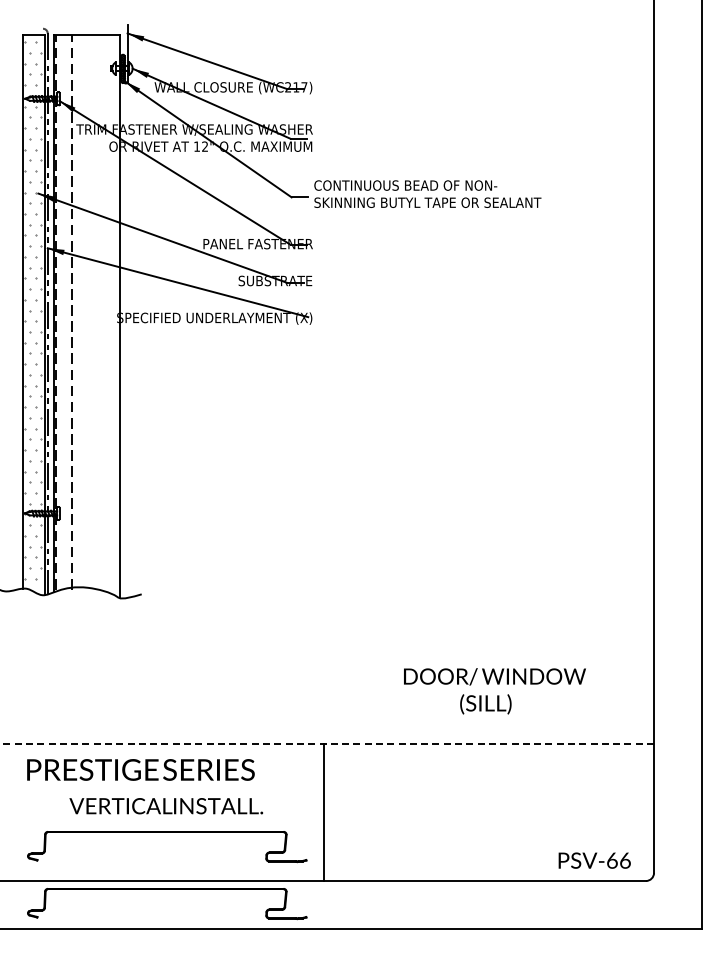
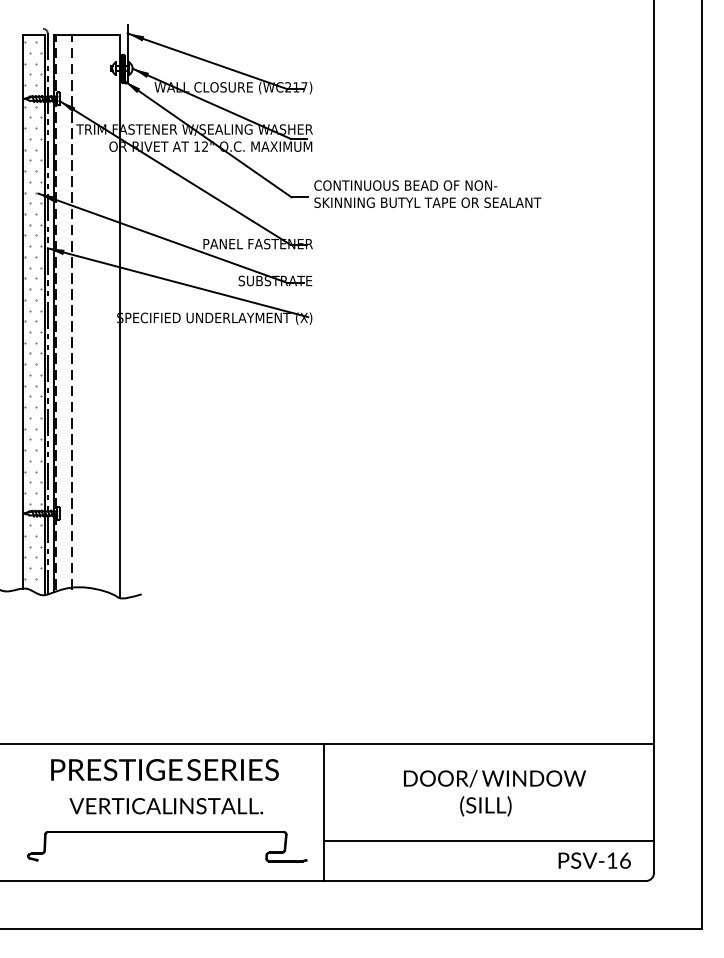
text position: (494, 691) -> (494, 793) (494, 793)
line: dashed -> solid (327, 744)
text position: (140, 769) -> (164, 769) (164, 769)
line: none -> present (489, 840)
text: PSV-66 -> PSV-16 (612, 860)
part: present -> none (167, 889)
